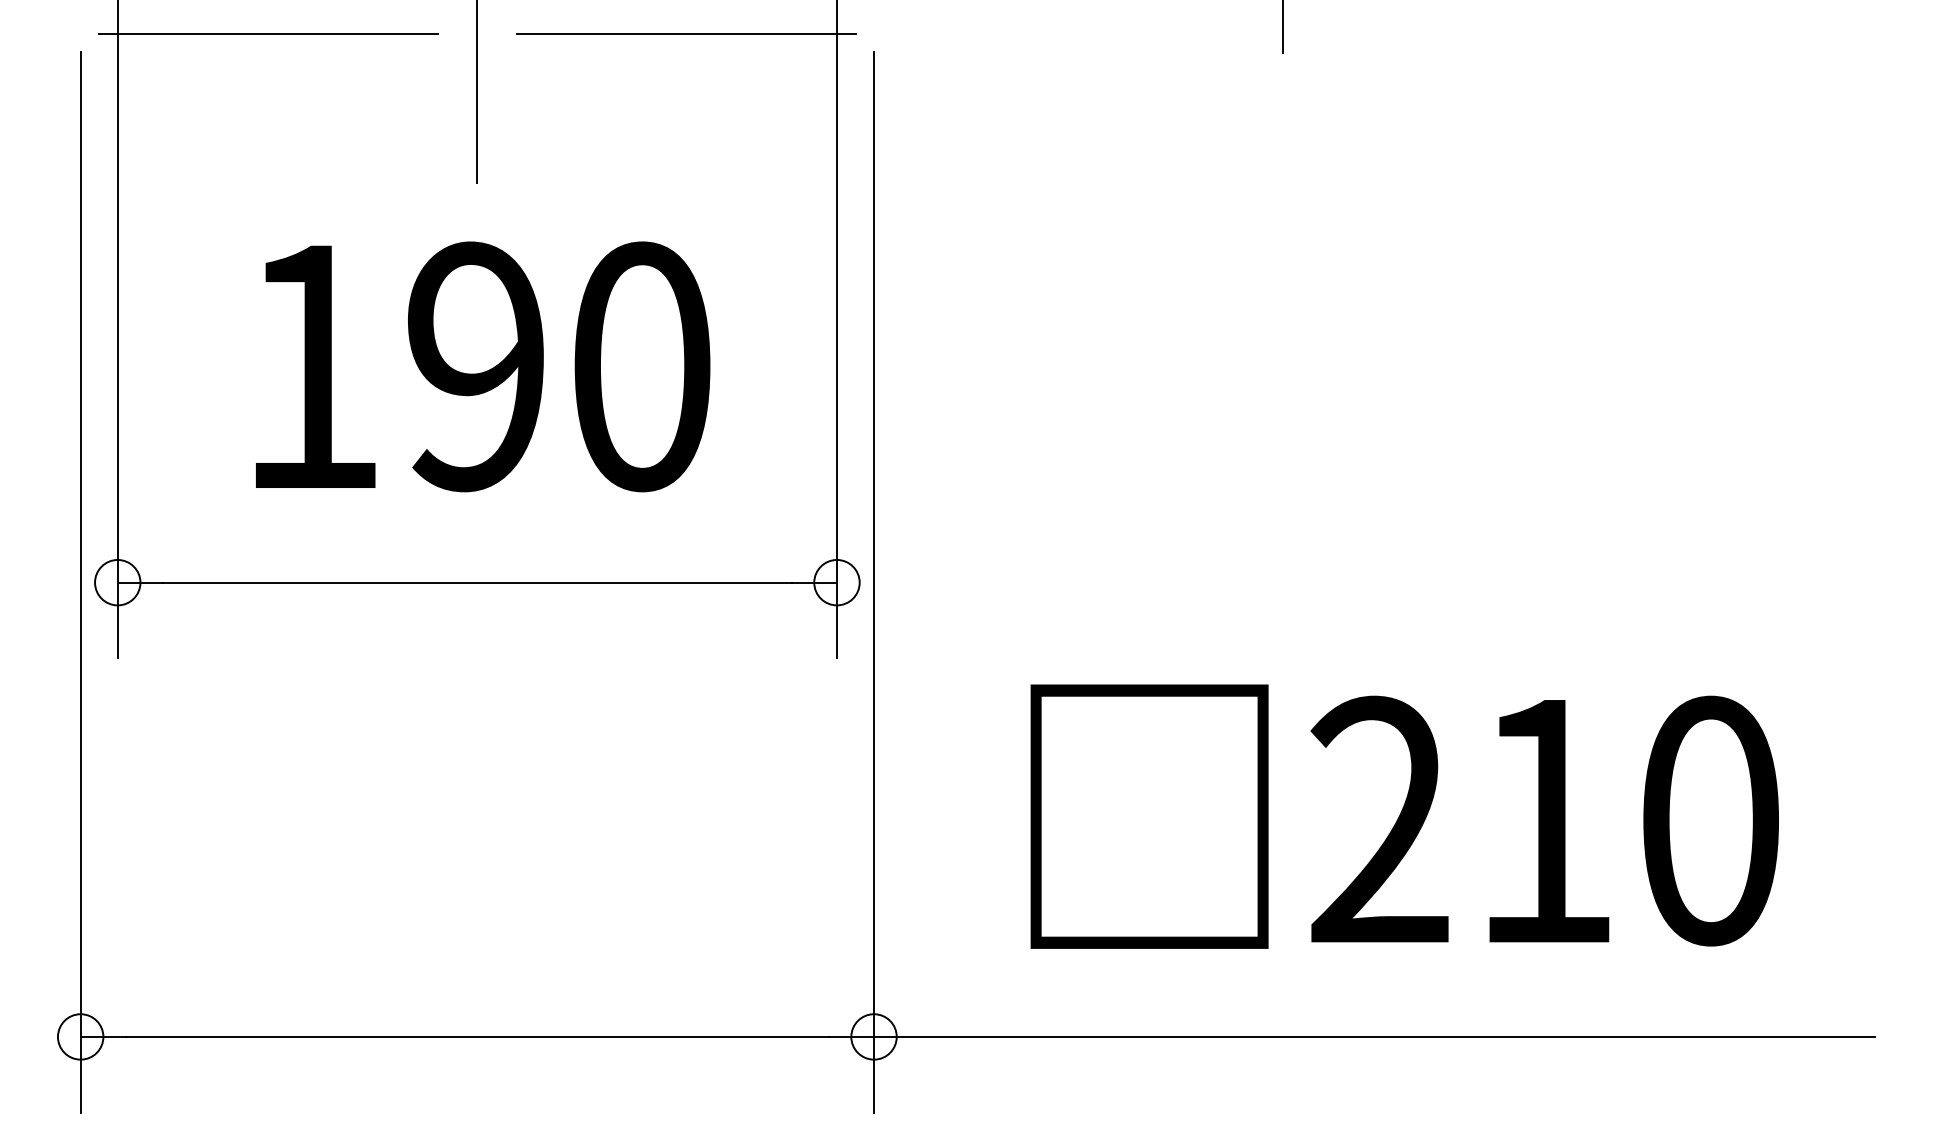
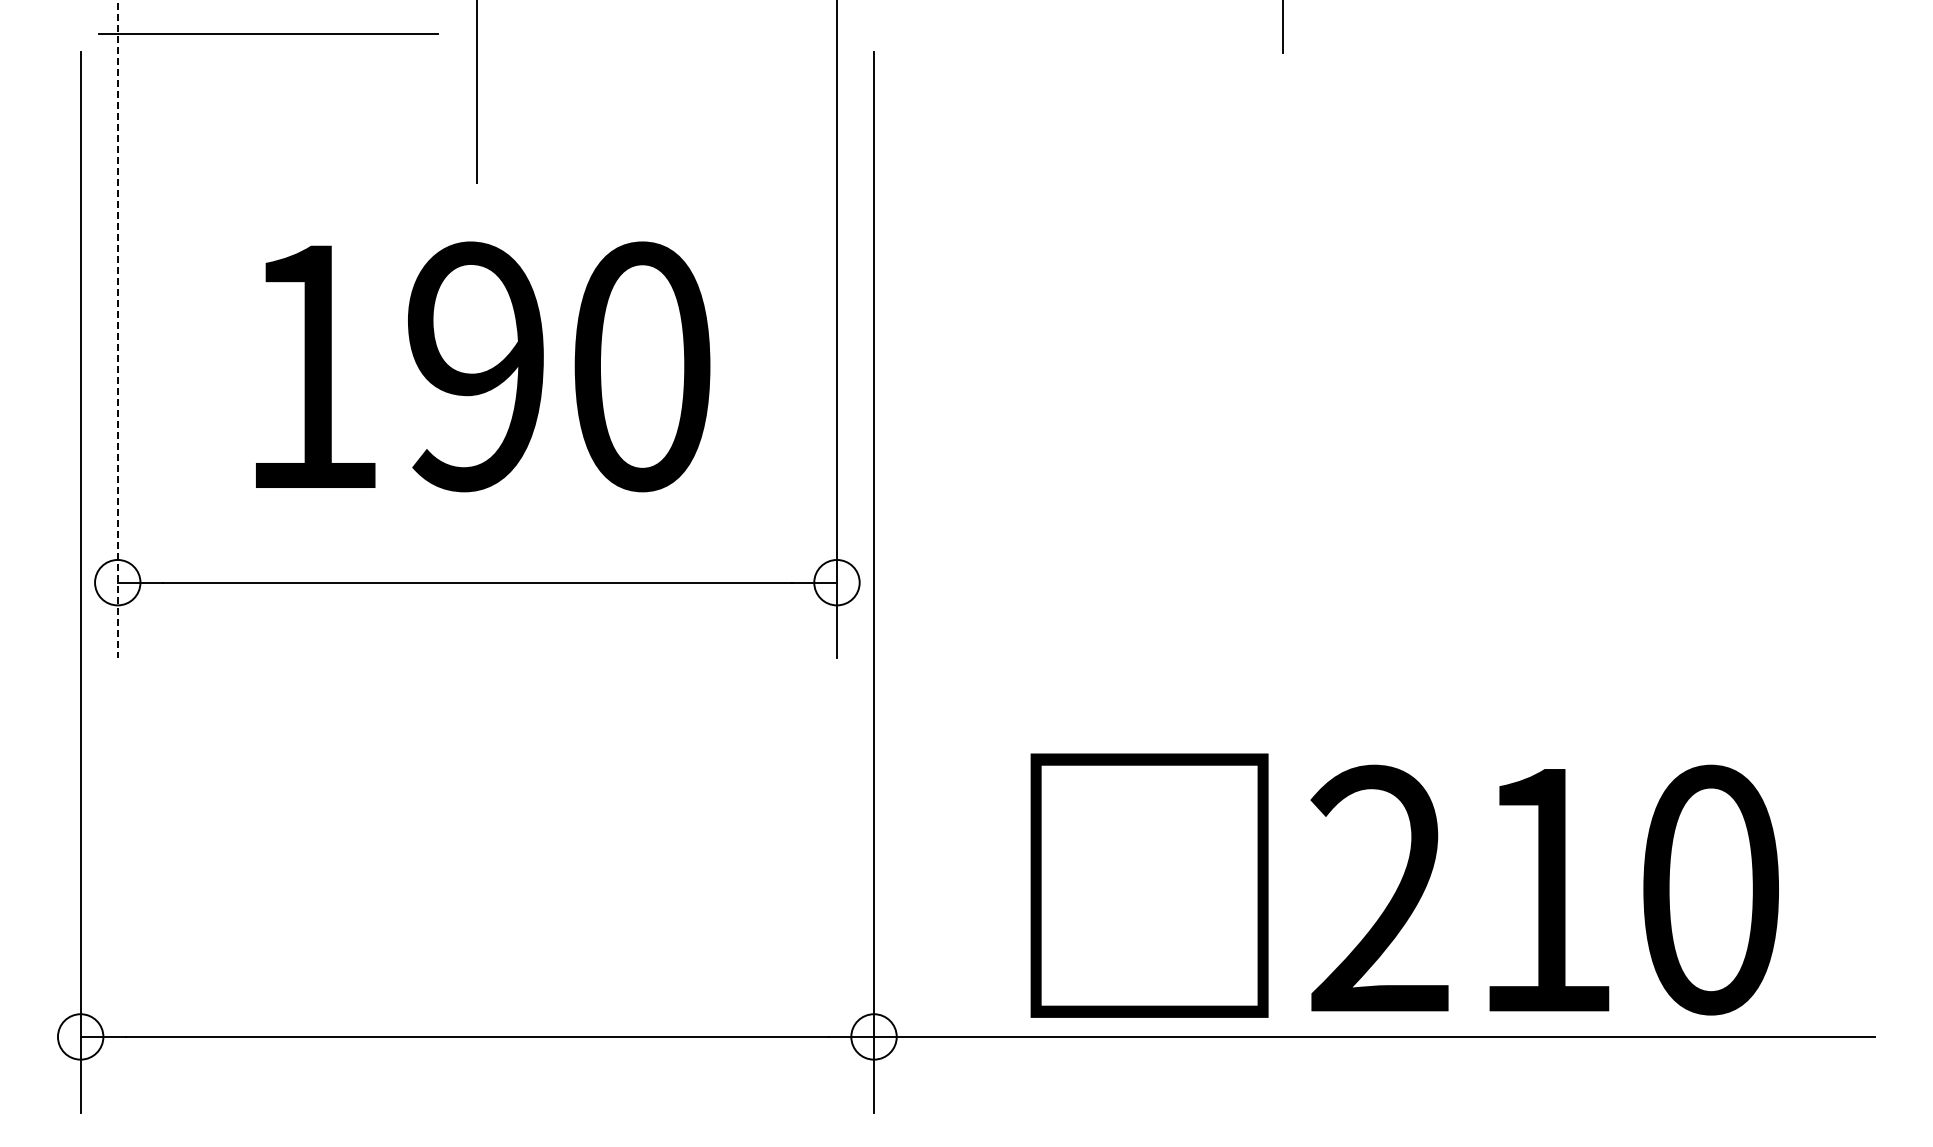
line: present -> none (685, 34)
line: solid -> dashed (117, 329)
text position: (1404, 816) -> (1404, 885) (1404, 885)
